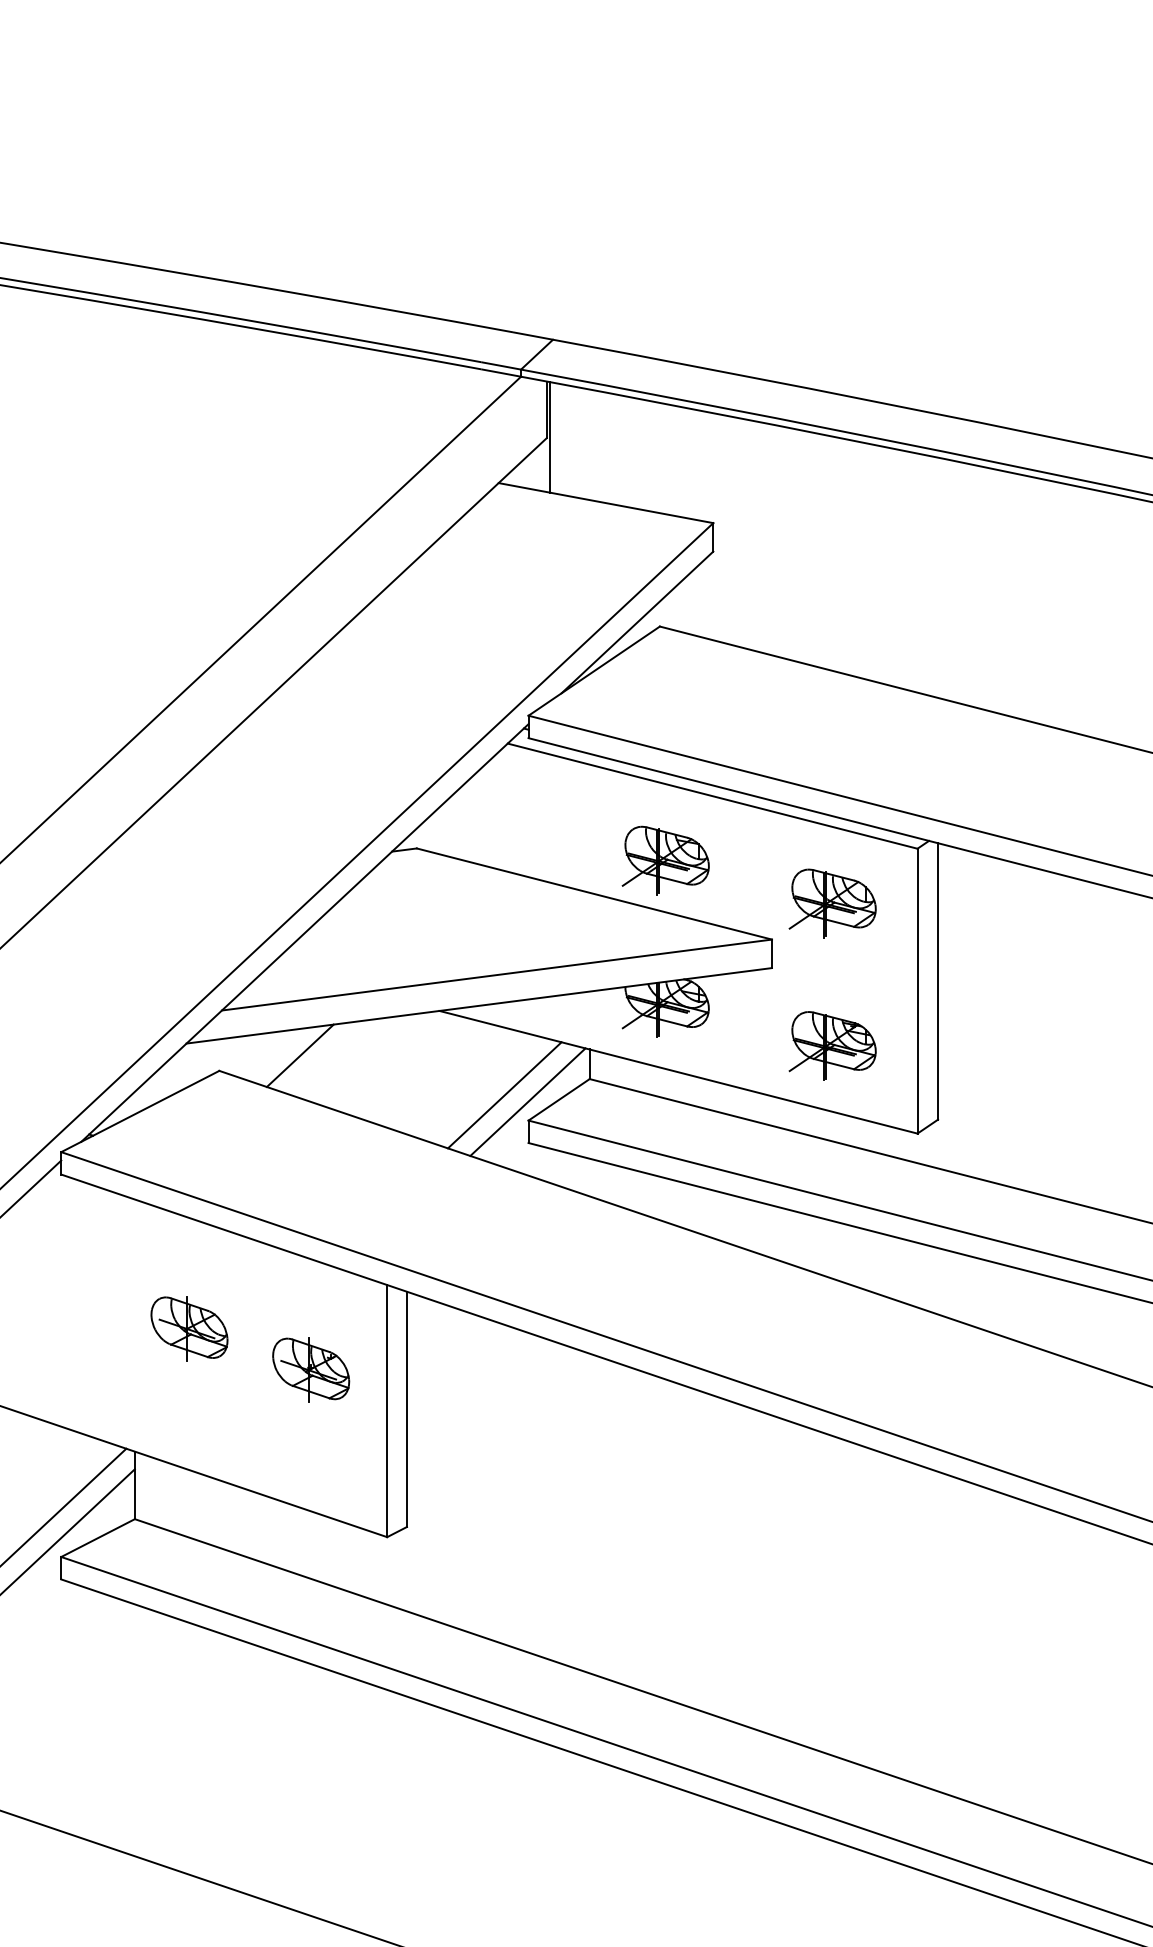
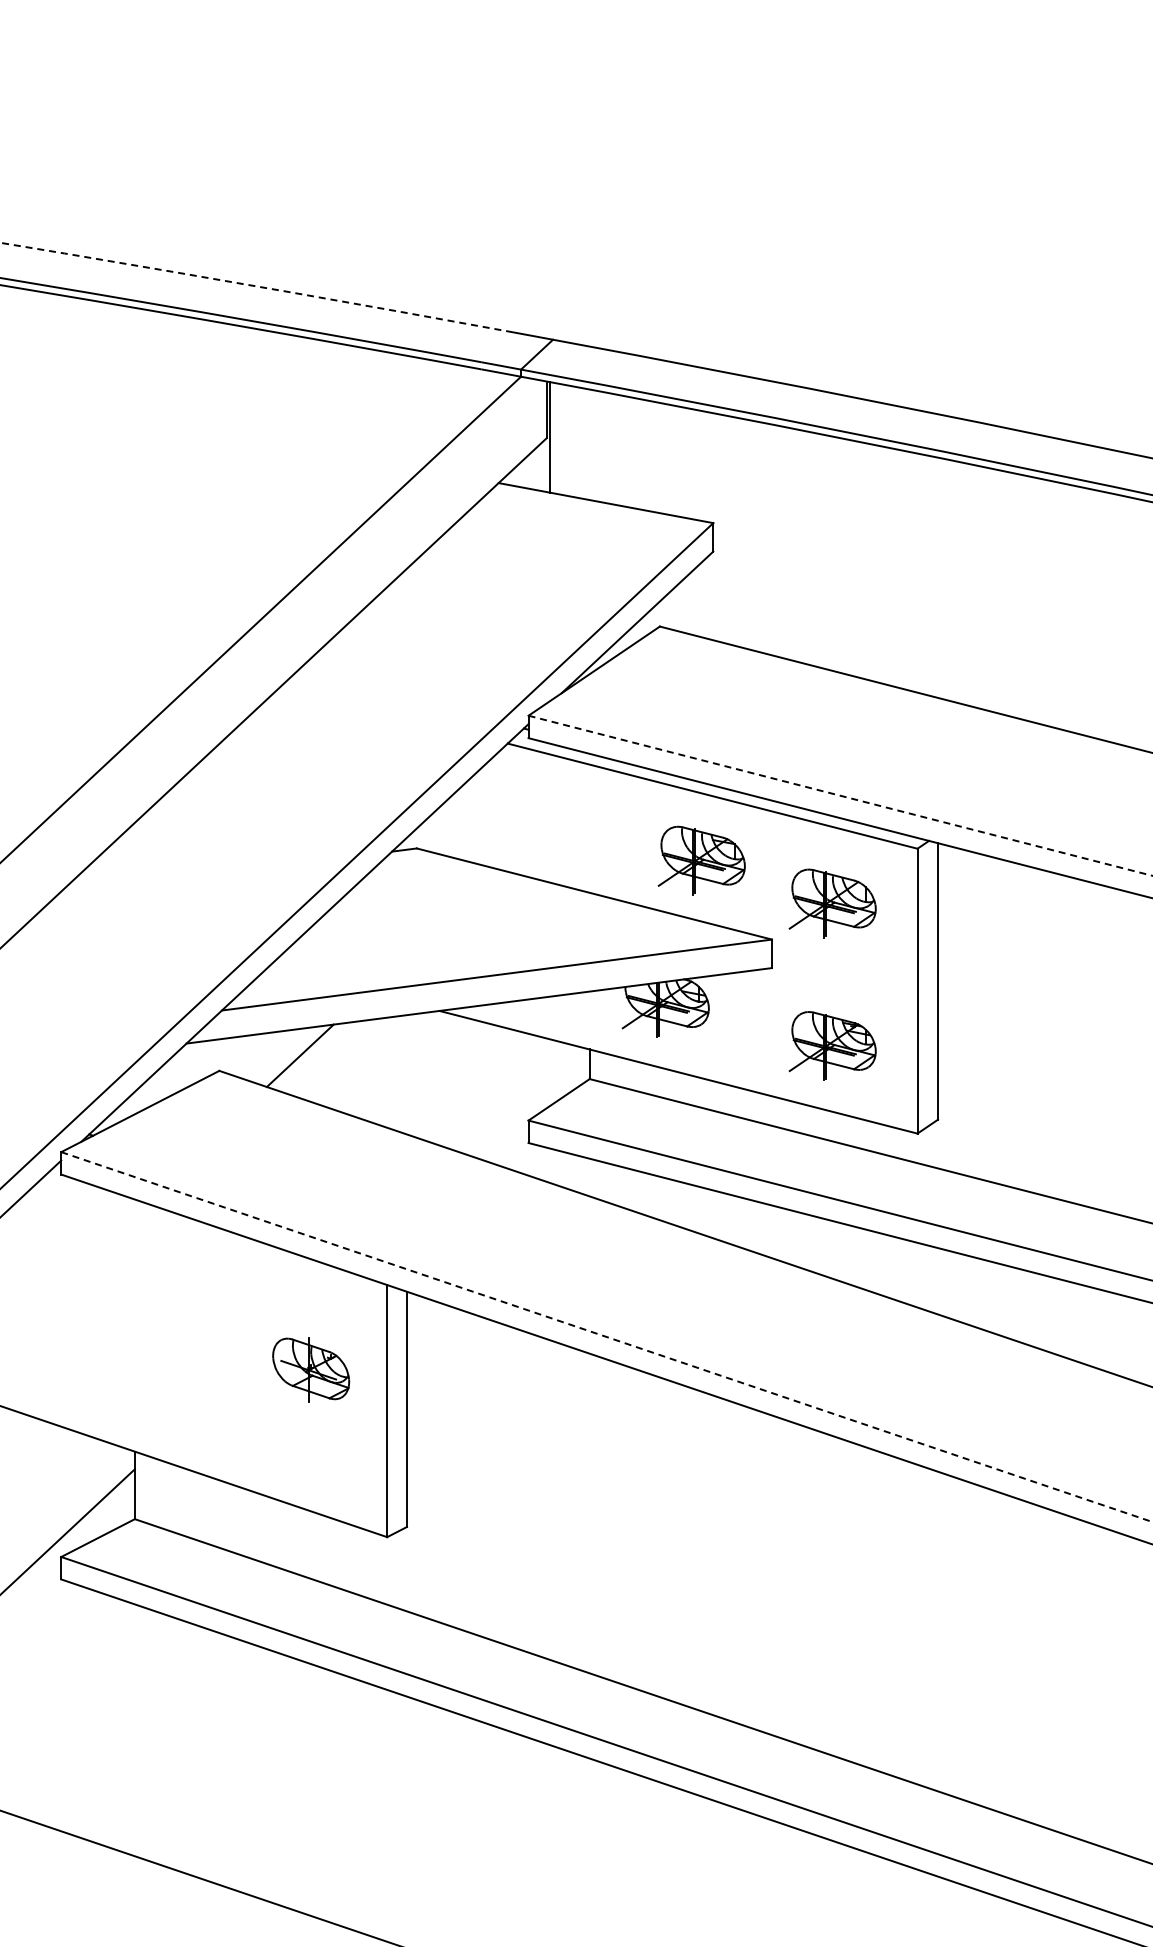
arc: solid -> dashed (256, 286)
line: solid -> dashed (840, 795)
part position: (665, 860) -> (701, 860) (701, 860)
line: present -> none (504, 1095)
line: present -> none (527, 1101)
part: present -> none (189, 1328)
line: solid -> dashed (606, 1337)
line: present -> none (64, 1506)
